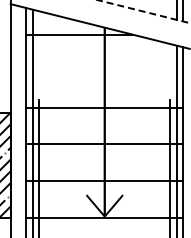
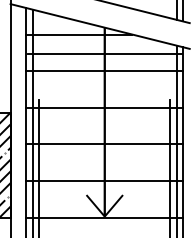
line: dashed -> solid (144, 11)
line: none -> present (104, 53)
line: none -> present (104, 71)
